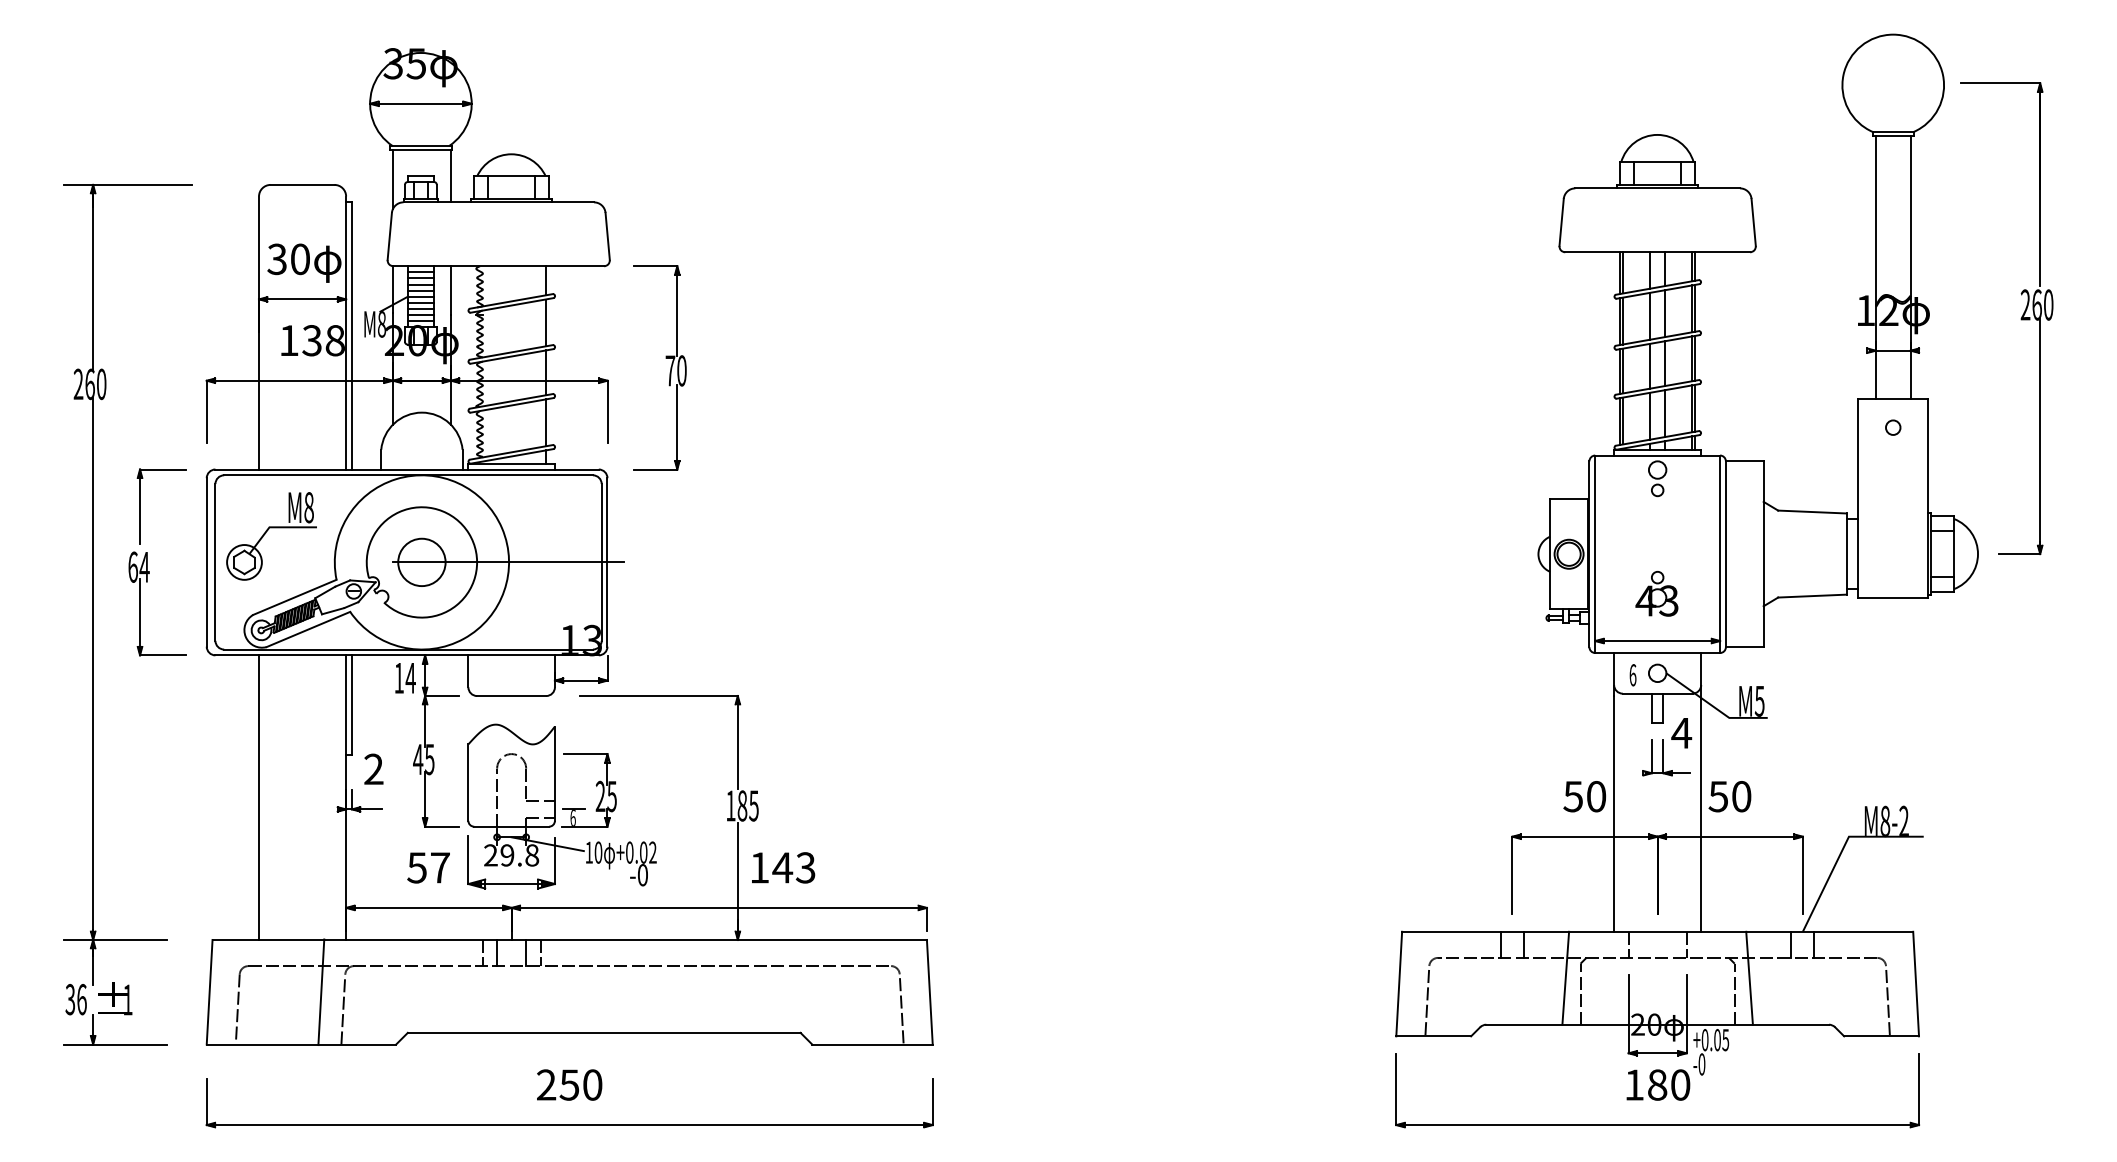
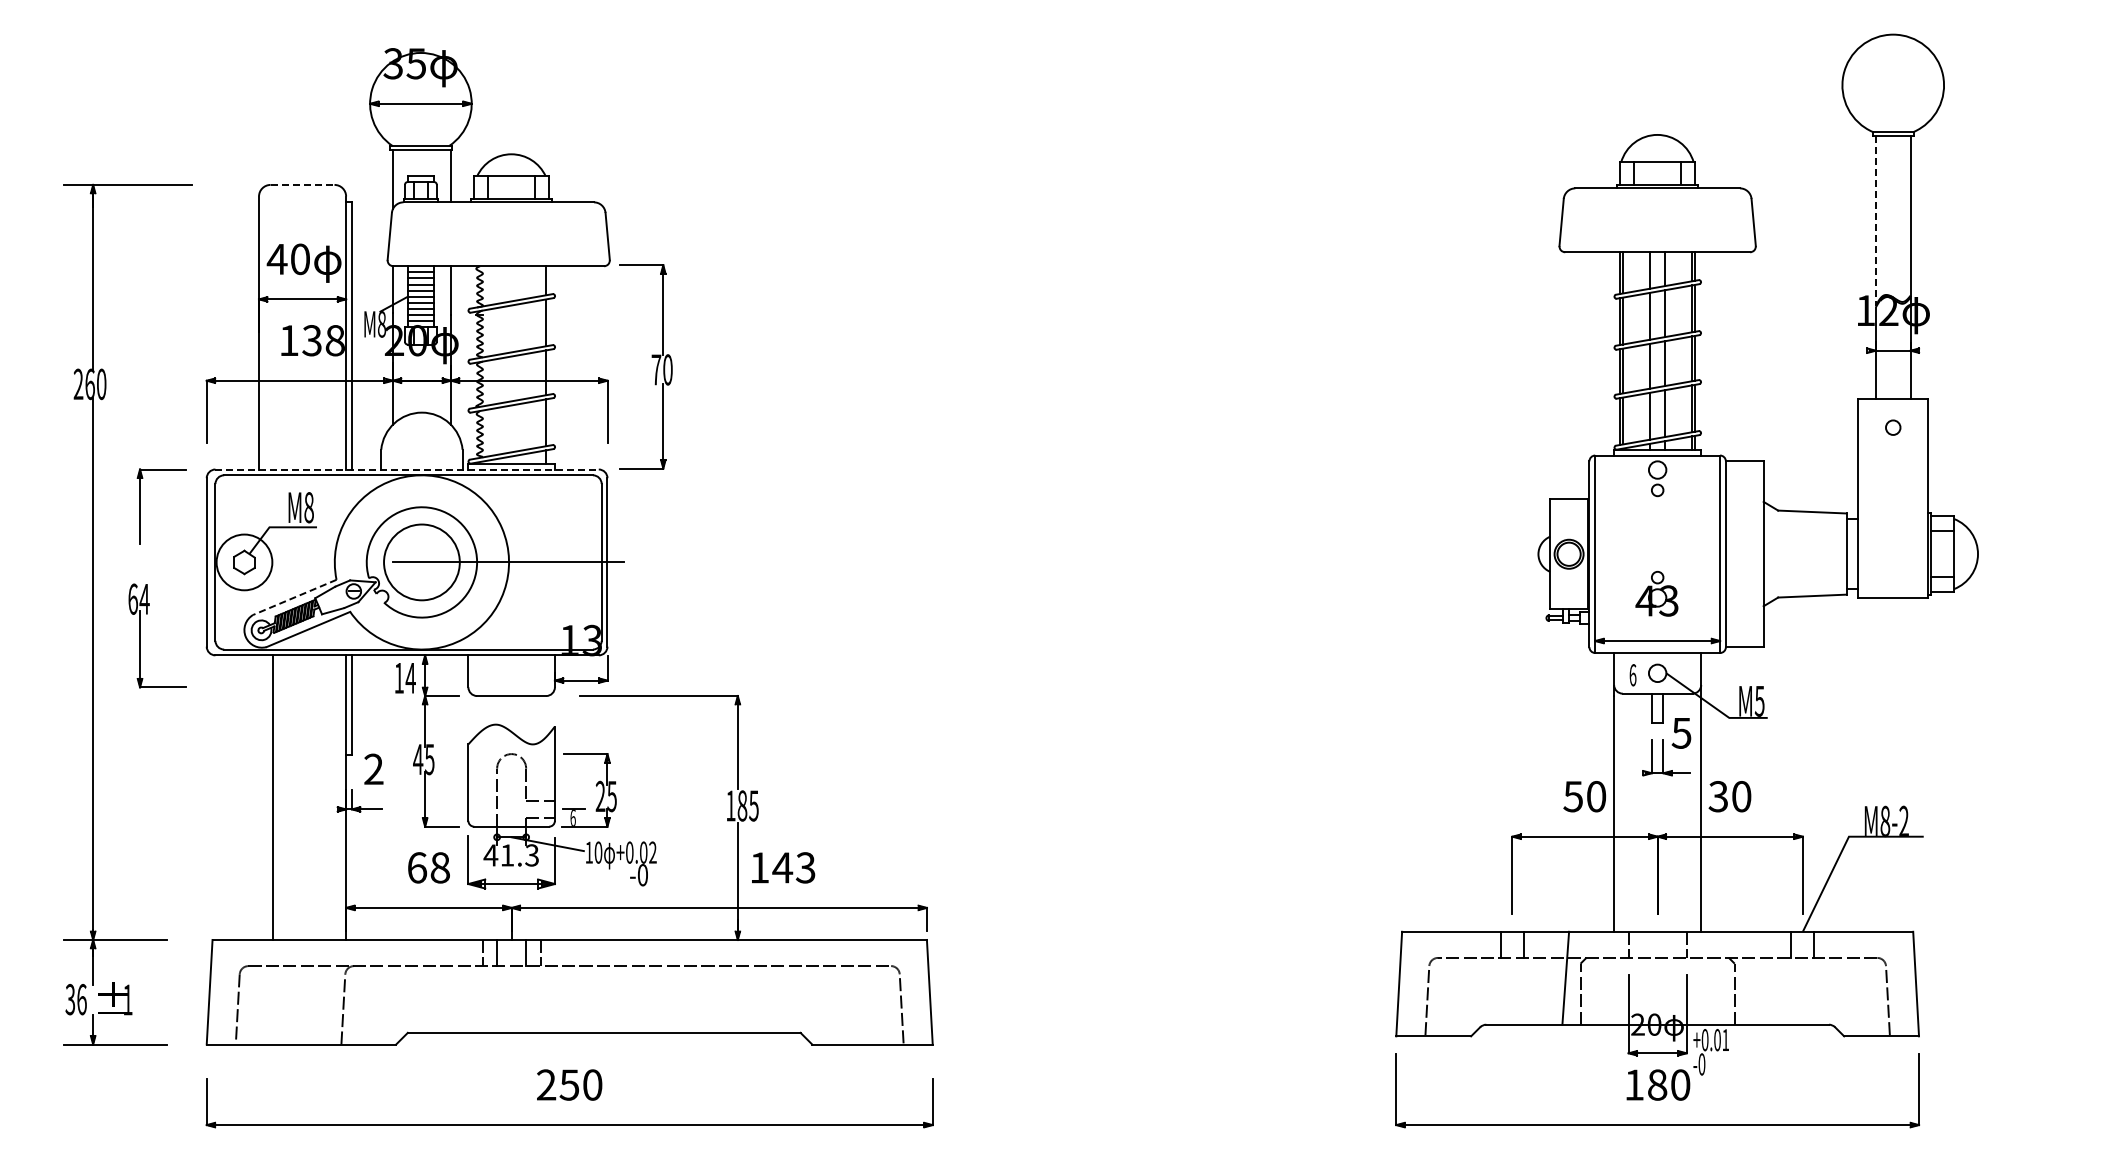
line: solid -> dashed (302, 184)
line: solid -> dashed (1875, 221)
text: 30 -> 40 (276, 259)
part: present -> none (2020, 318)
part position: (665, 358) -> (651, 357) (651, 357)
line: solid -> dashed (407, 469)
circle diameter: 35 px -> 56 px (244, 562)
circle diameter: 47 px -> 76 px (421, 562)
line: solid -> dashed (294, 597)
part position: (140, 603) -> (140, 635) (140, 635)
text: 4 -> 5 (1681, 733)
text: 50 -> 30 (1717, 796)
line position: (259, 797) -> (273, 797) (273, 797)
text: 29.8 -> 41.3 (511, 855)
text: 57 -> 68 (428, 867)
line: present -> none (1749, 977)
line: present -> none (321, 992)
text: +0.05 -> +0.01 (1725, 1040)
